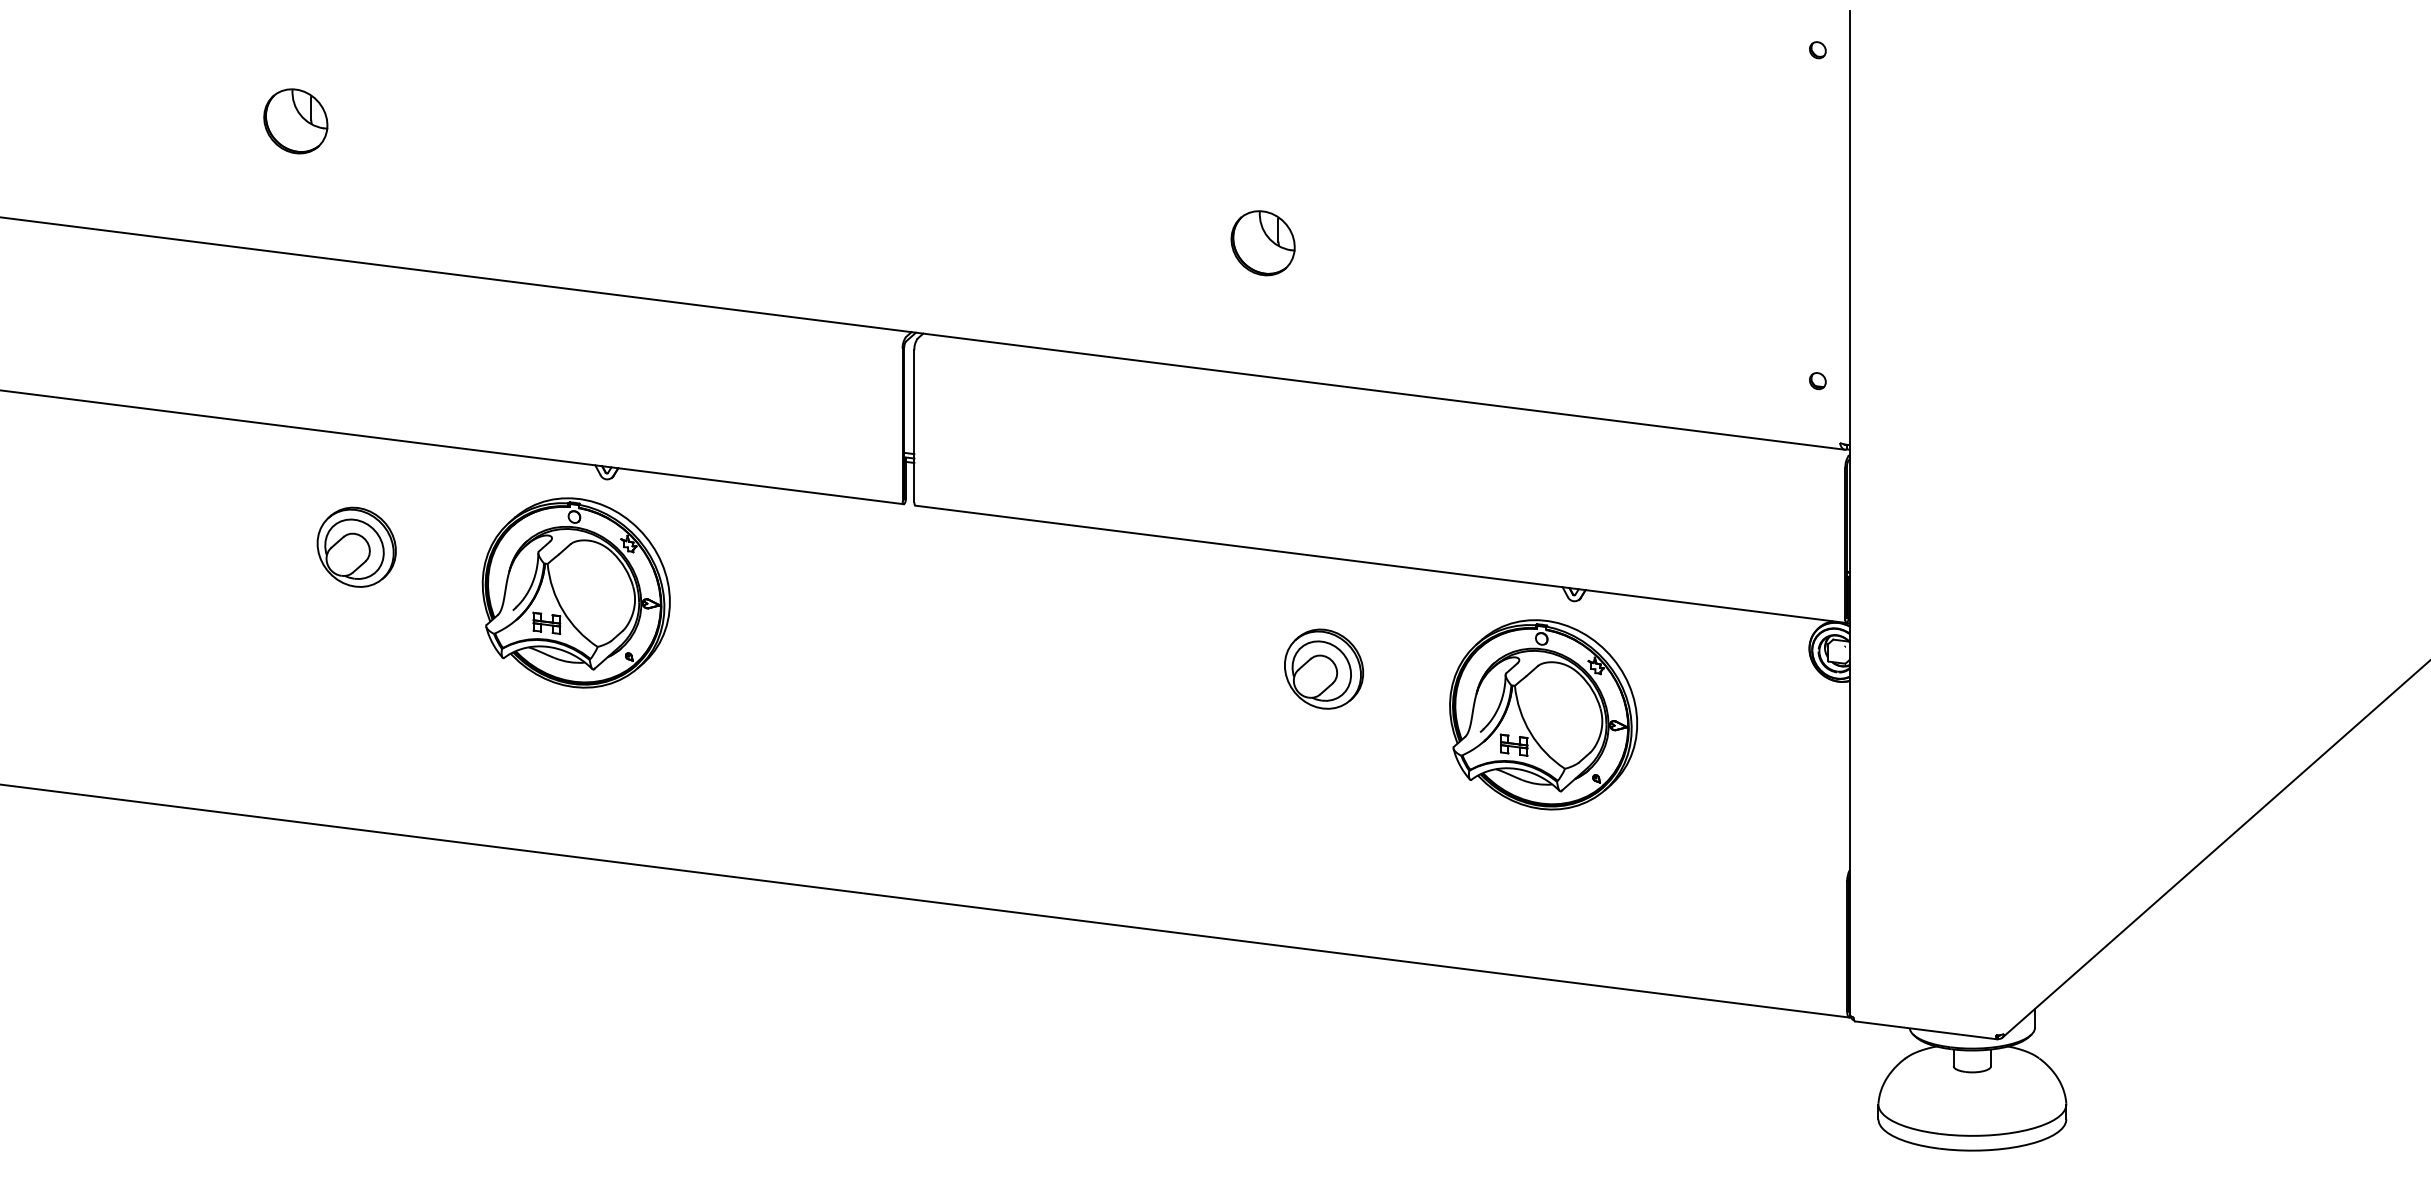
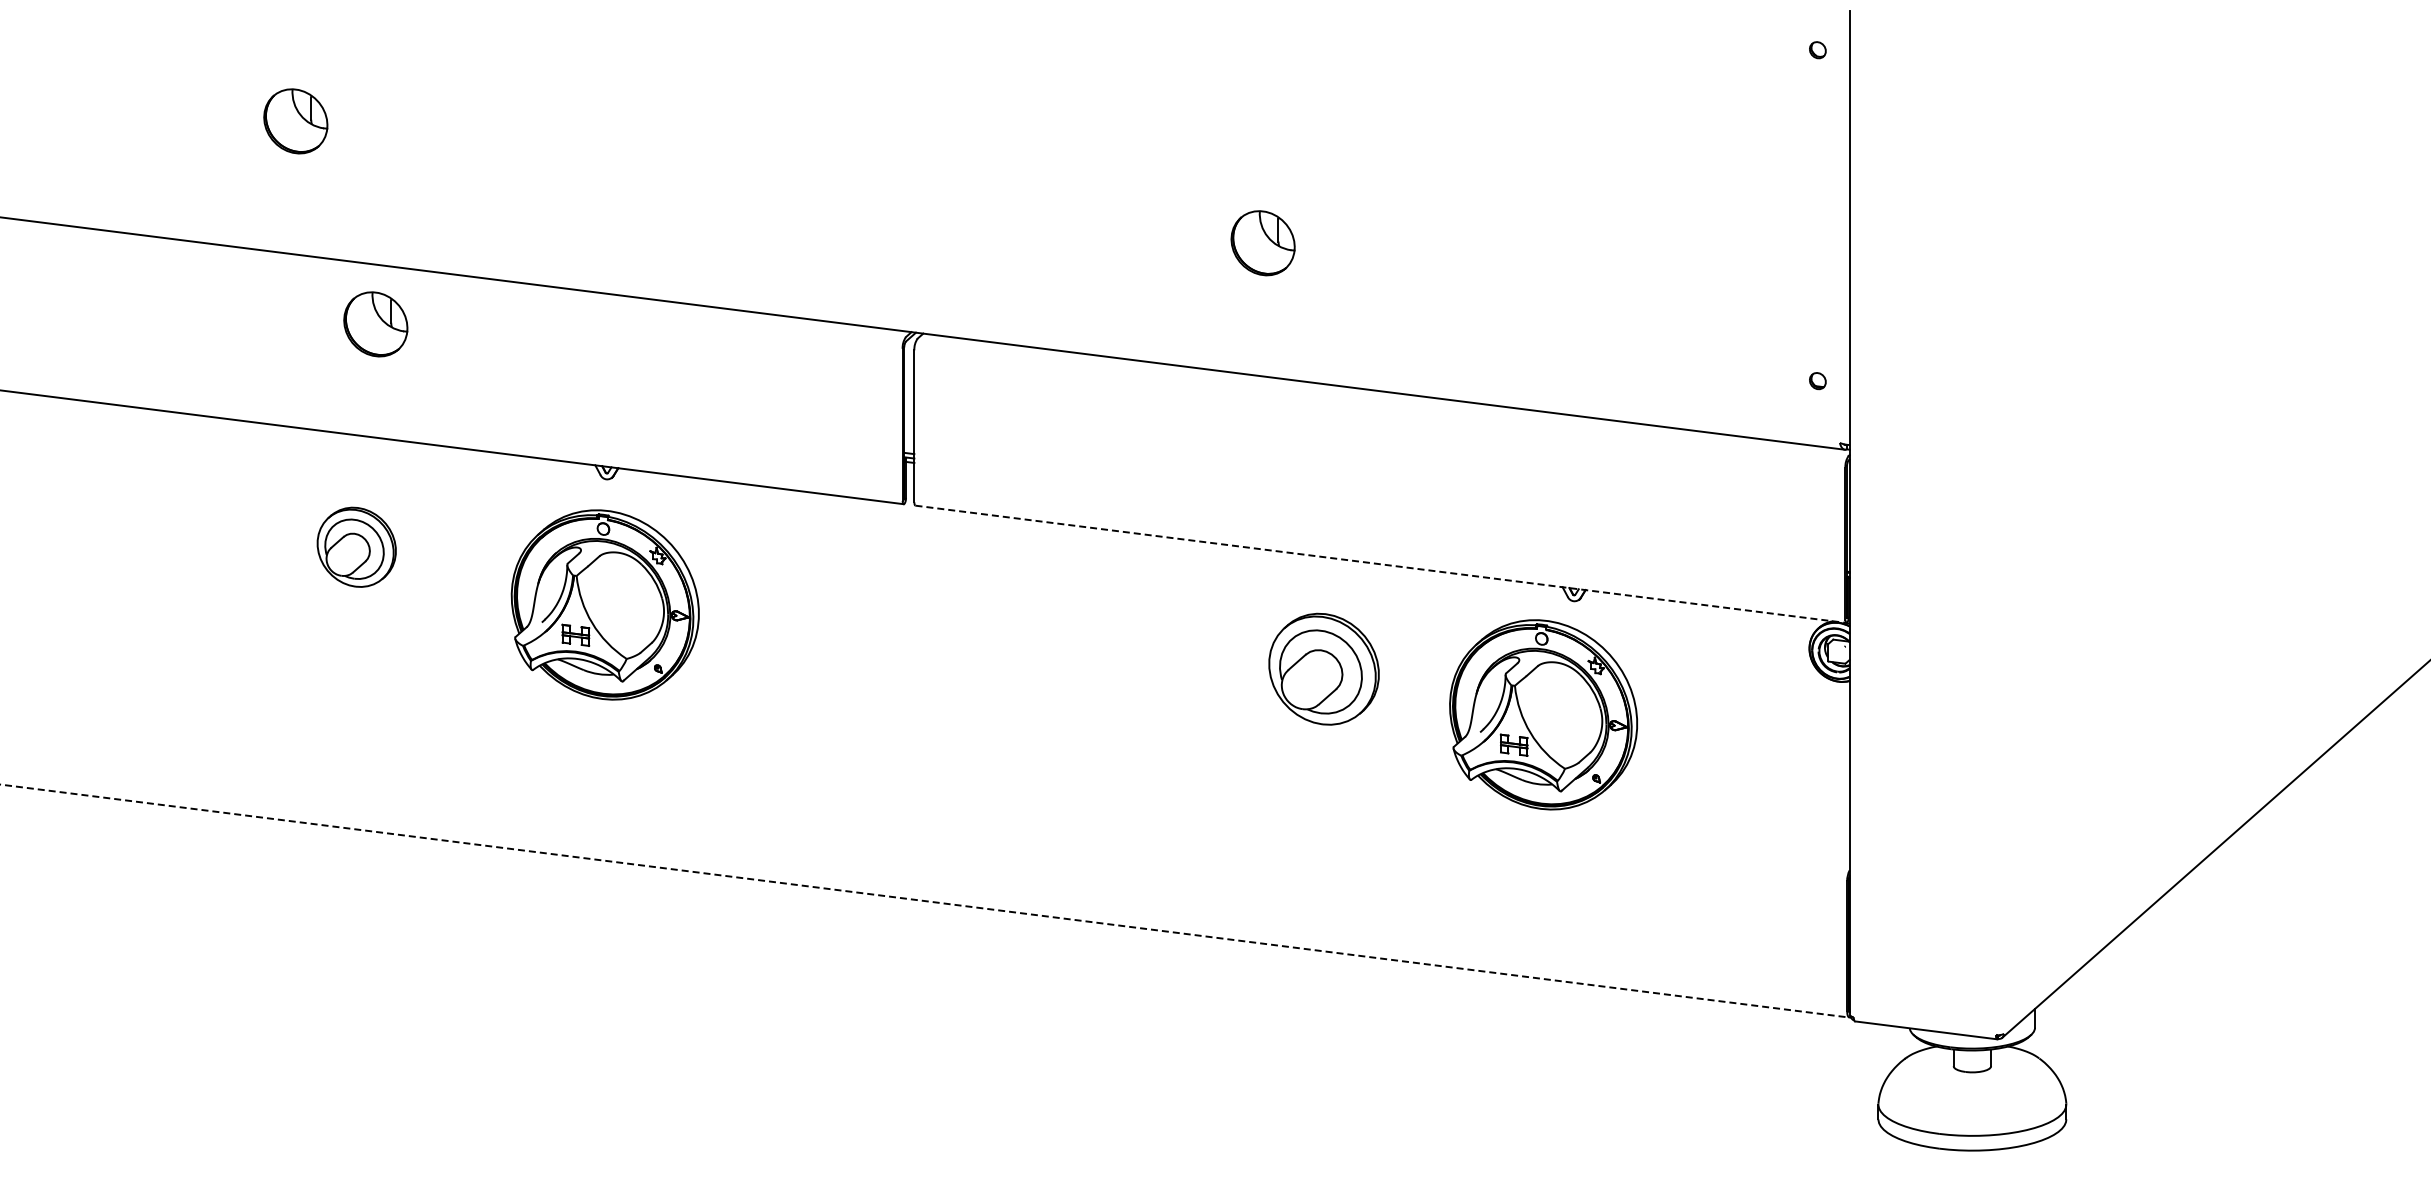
part: none -> present (375, 324)
line: solid -> dashed (1381, 564)
part position: (575, 592) -> (604, 604) (604, 604)
part size: 80x82 px -> 112x114 px (1323, 668)
line: solid -> dashed (924, 901)
